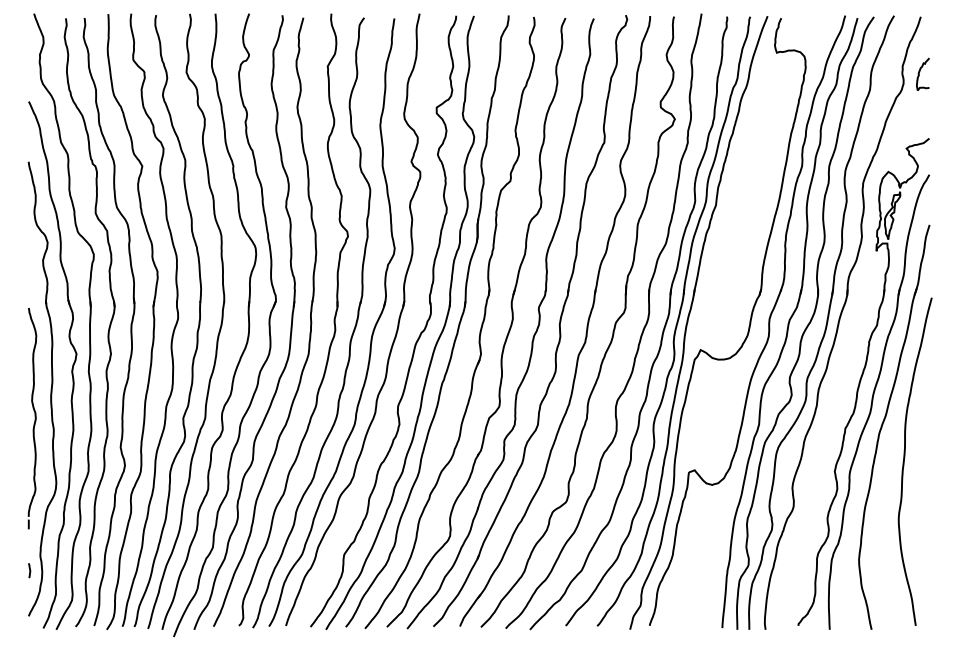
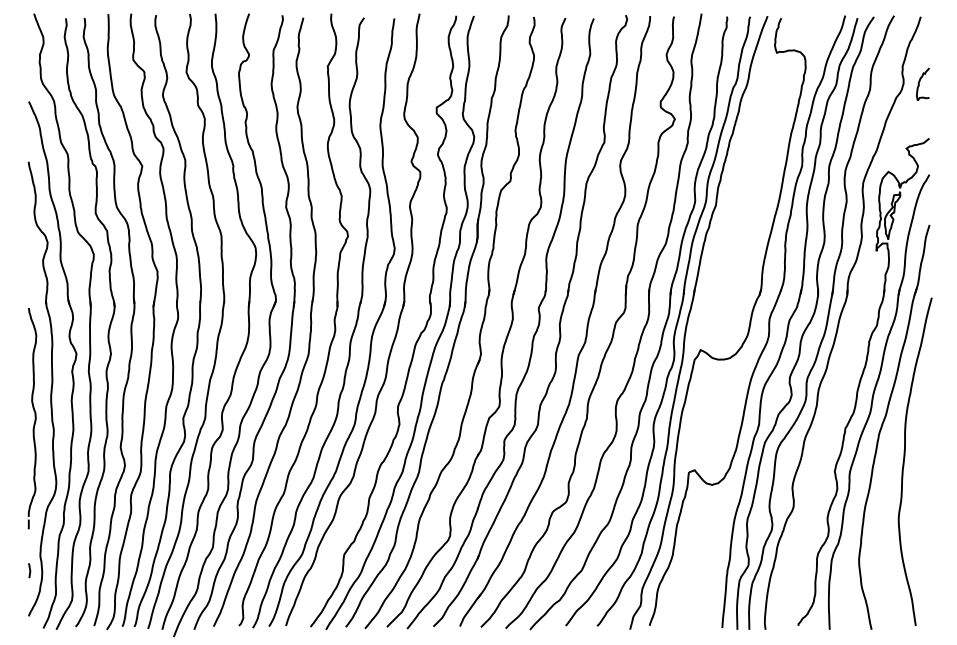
curve position: (920, 71) -> (920, 81) (920, 81)
